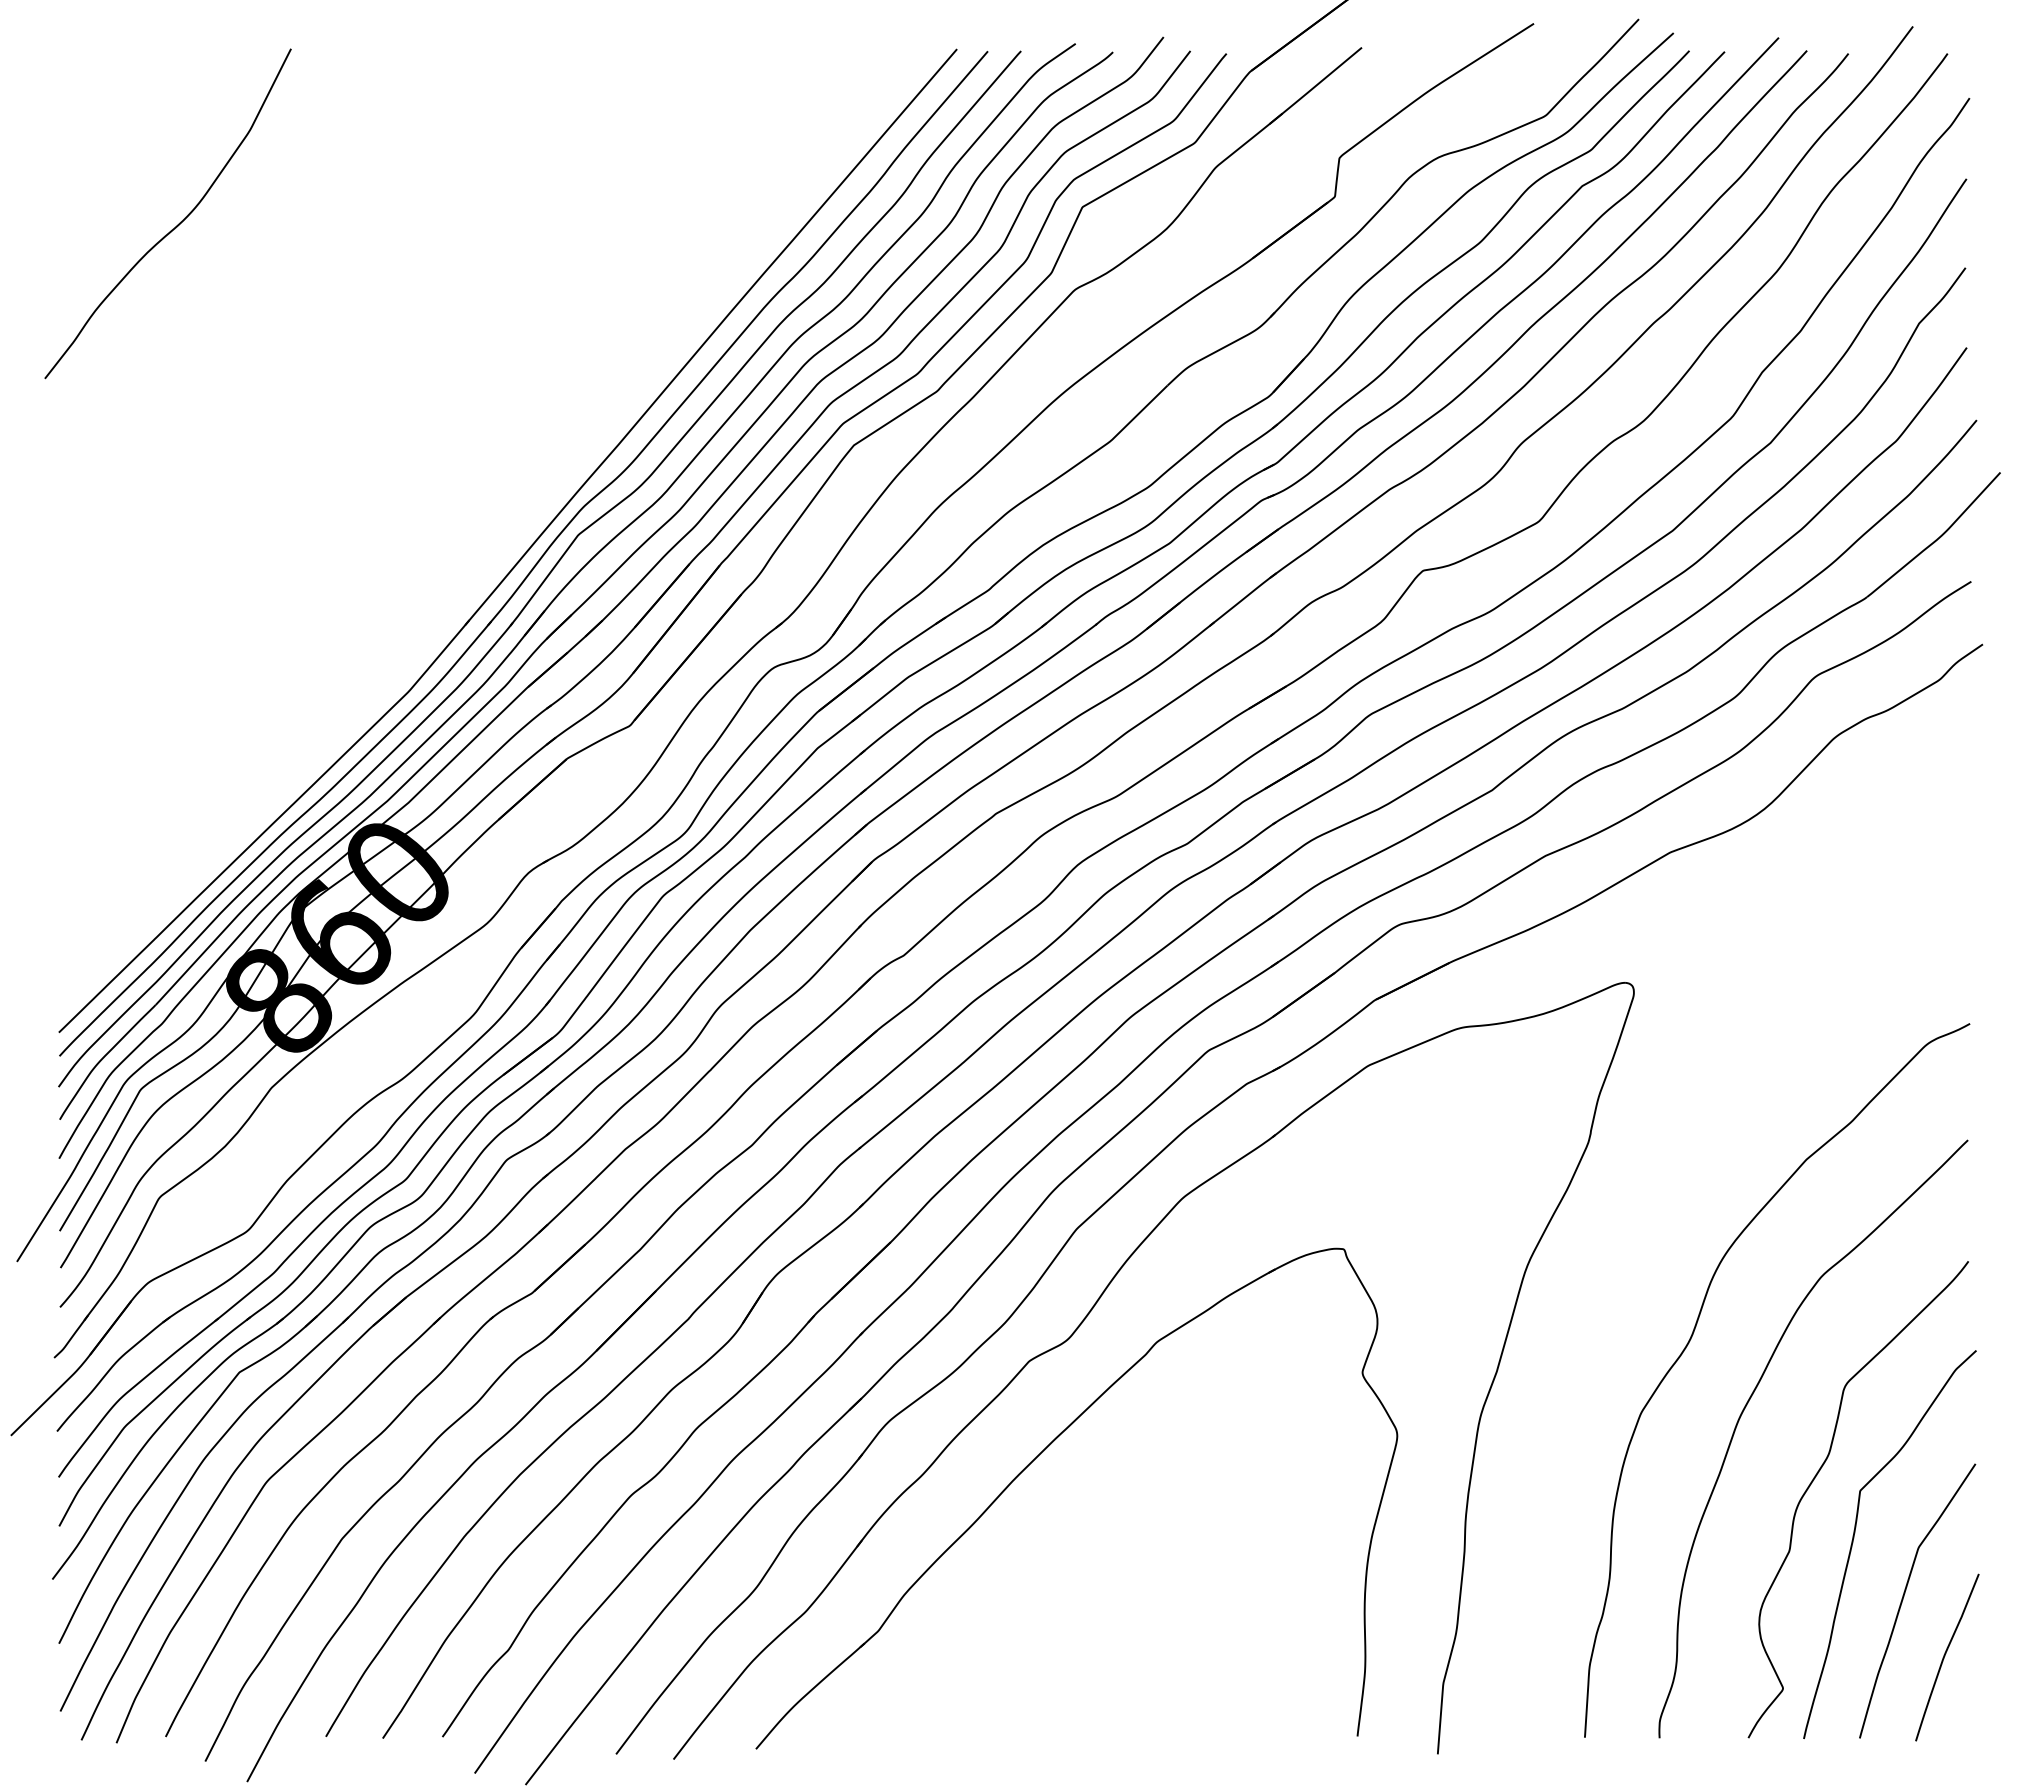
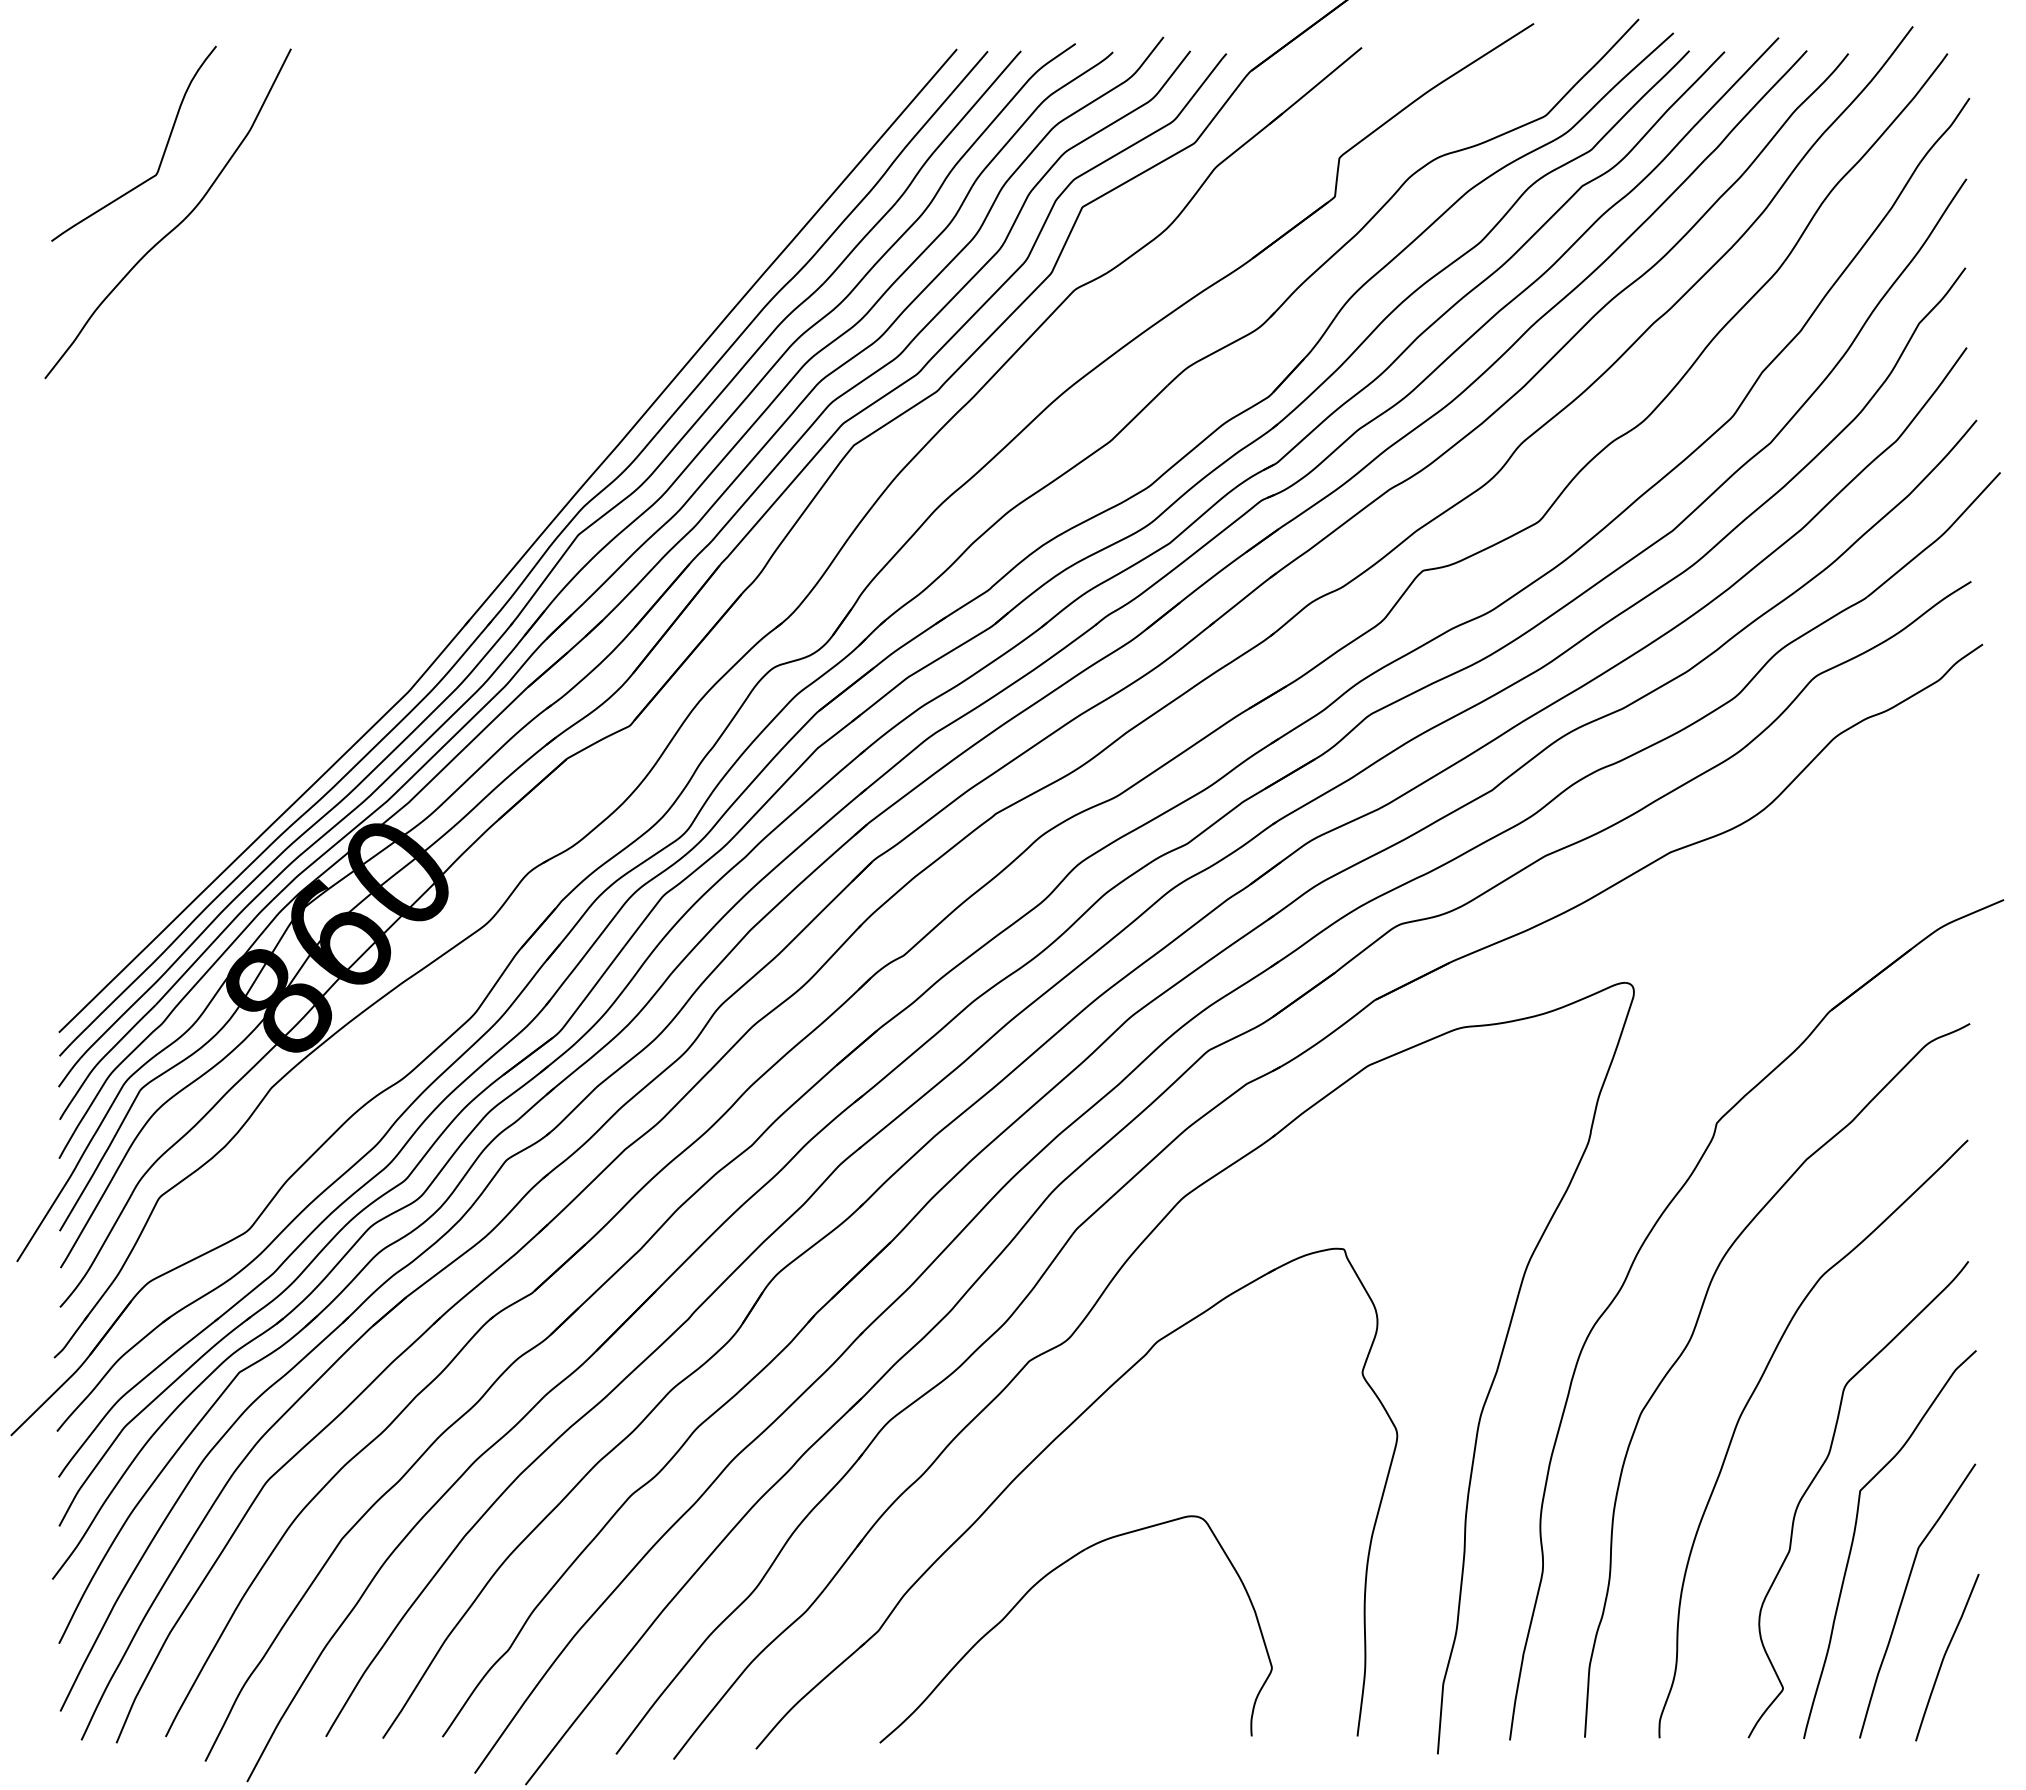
curve: none -> present (162, 154)
part: none -> present (1636, 1258)
part: none -> present (1037, 1584)
